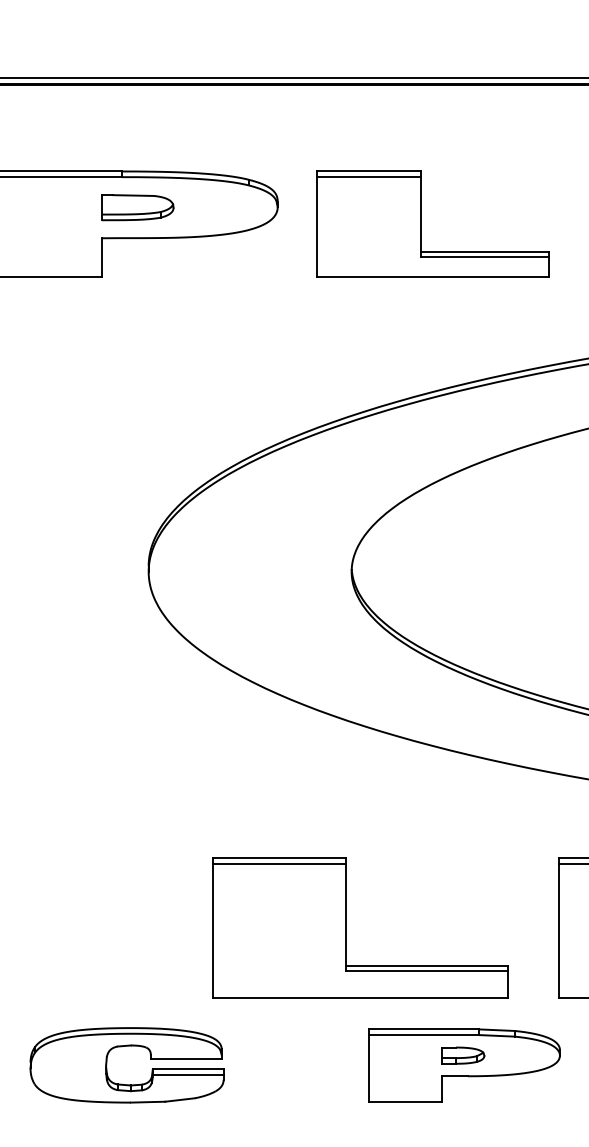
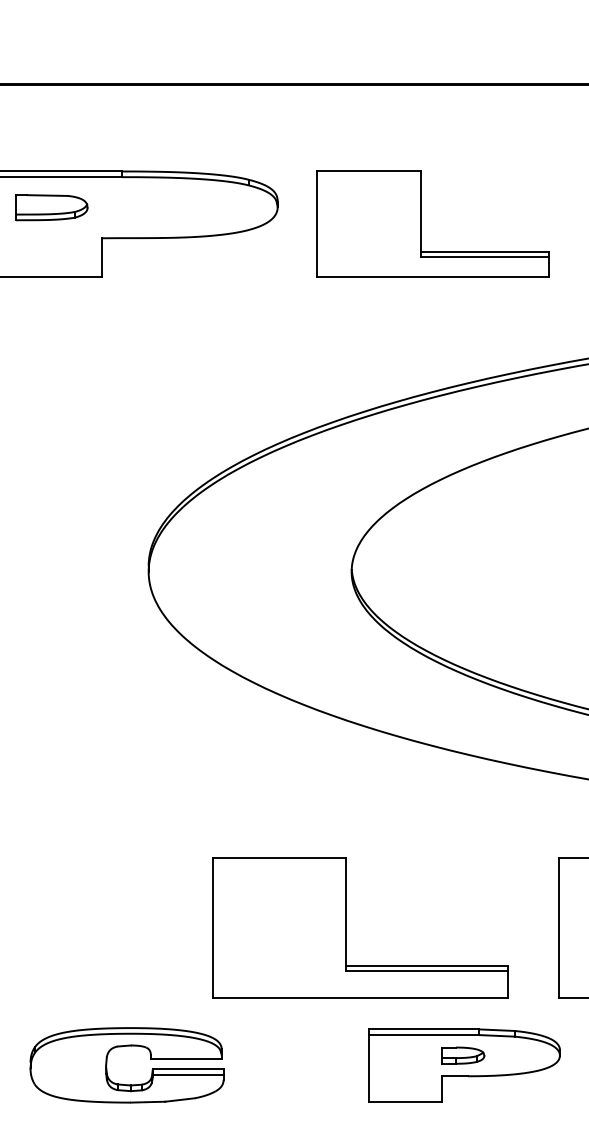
line: present -> none (293, 78)
line: present -> none (369, 177)
part position: (137, 207) -> (51, 207) (51, 207)
line: present -> none (278, 863)
line: present -> none (571, 863)
